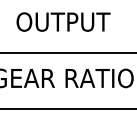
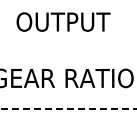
line: present -> none (67, 52)
line: solid -> dashed (68, 108)
